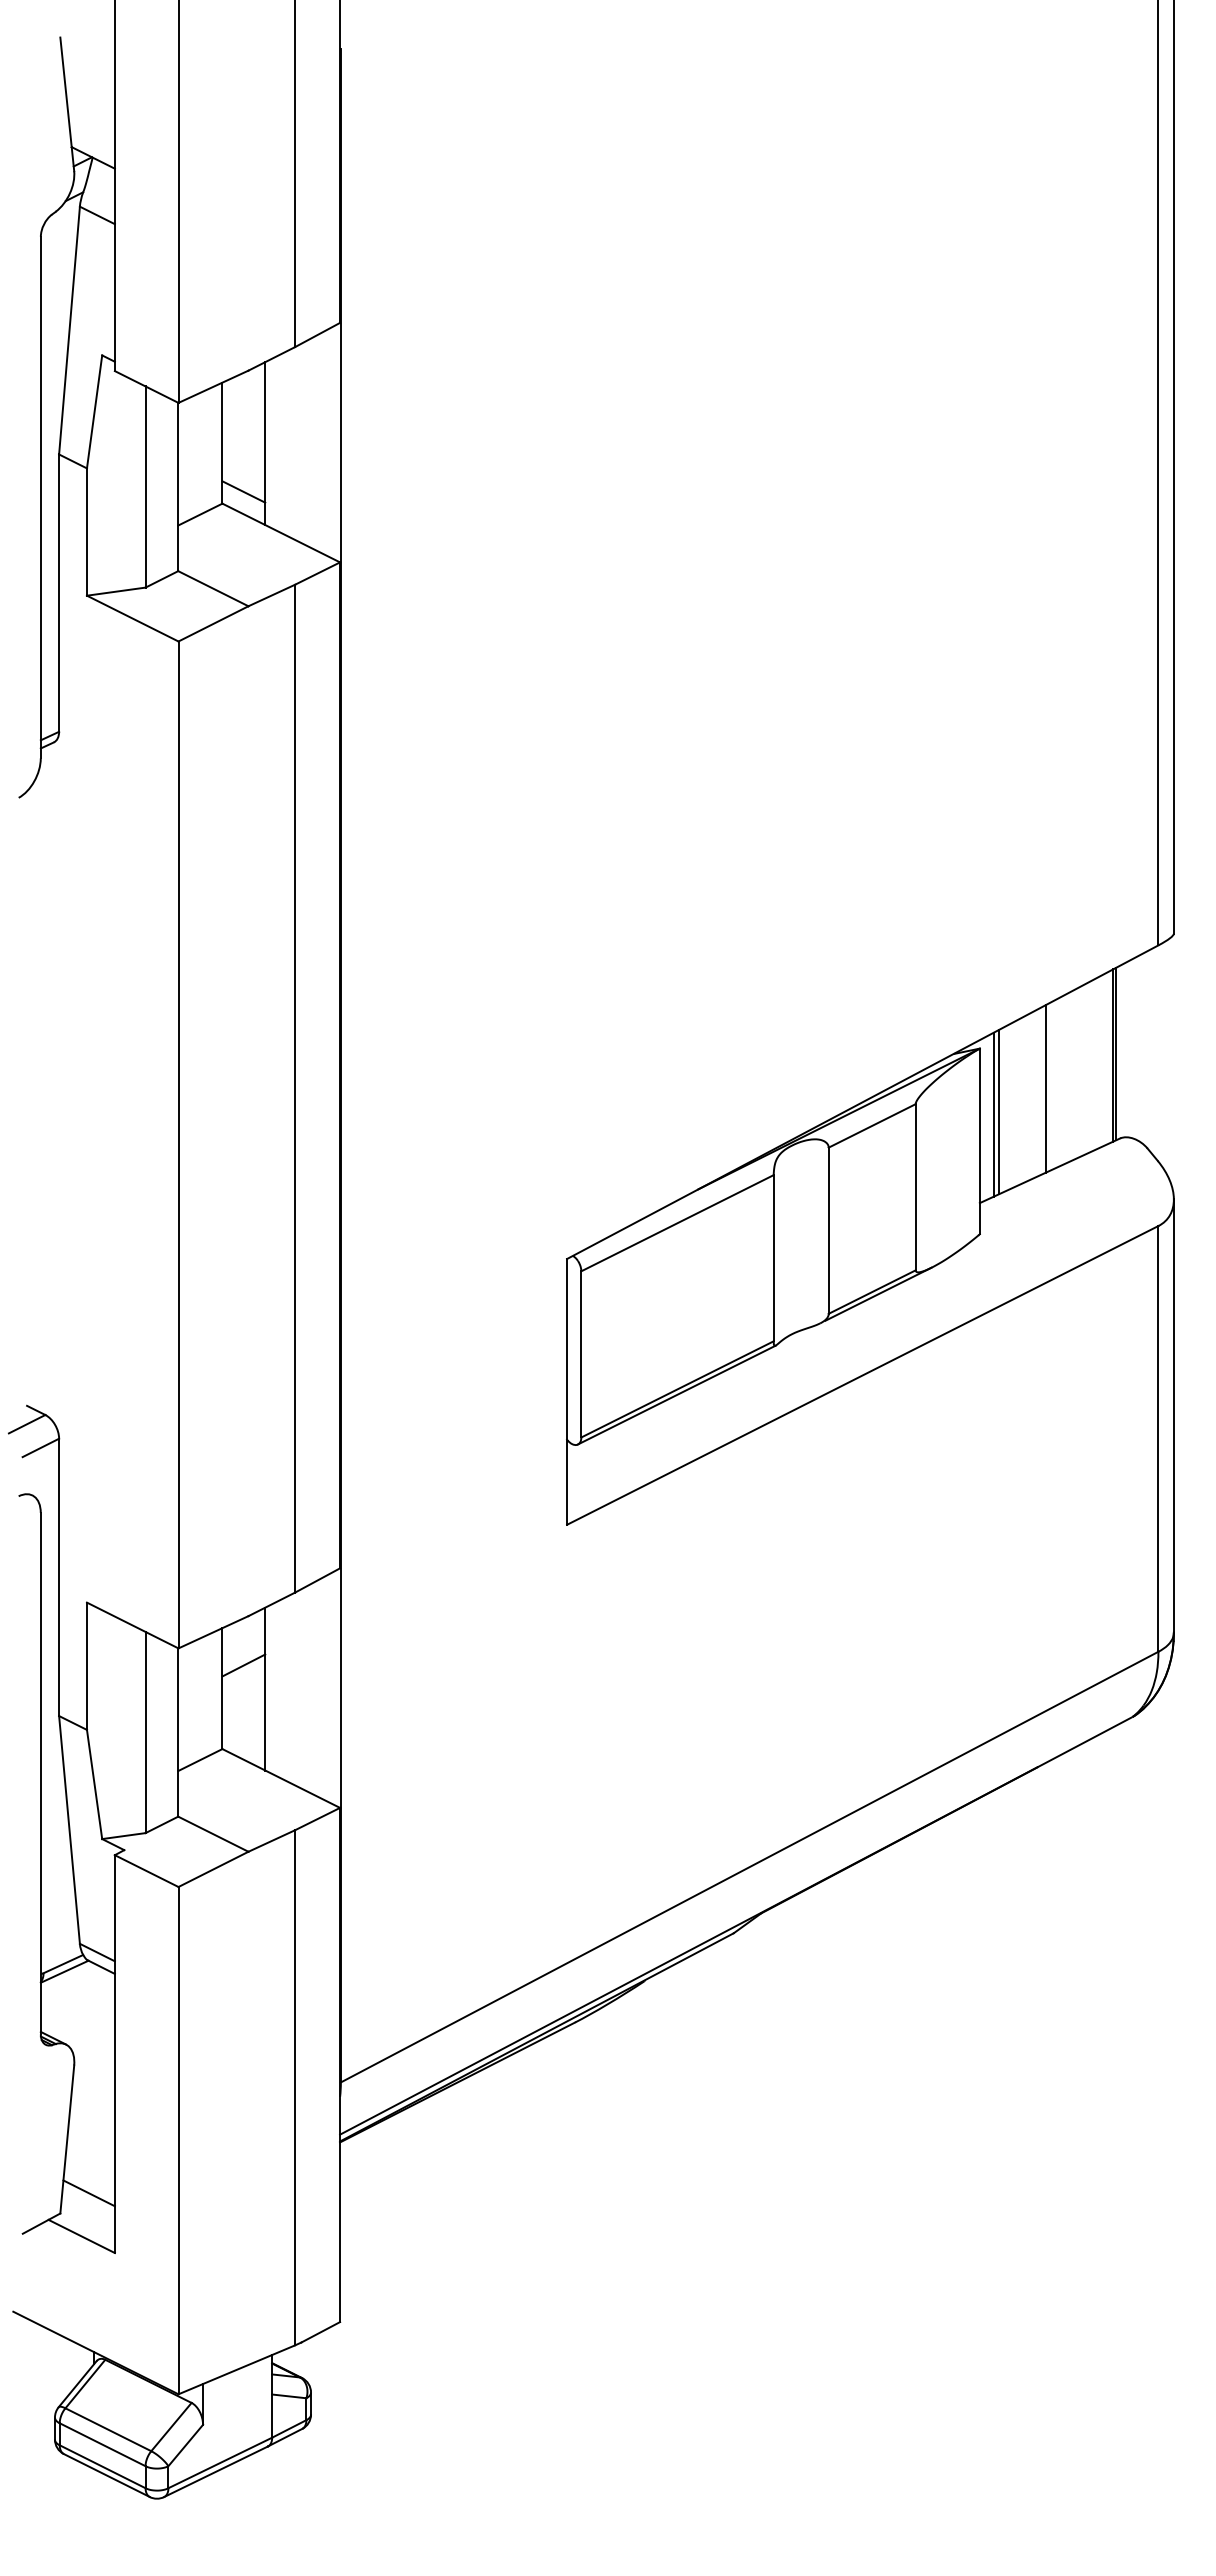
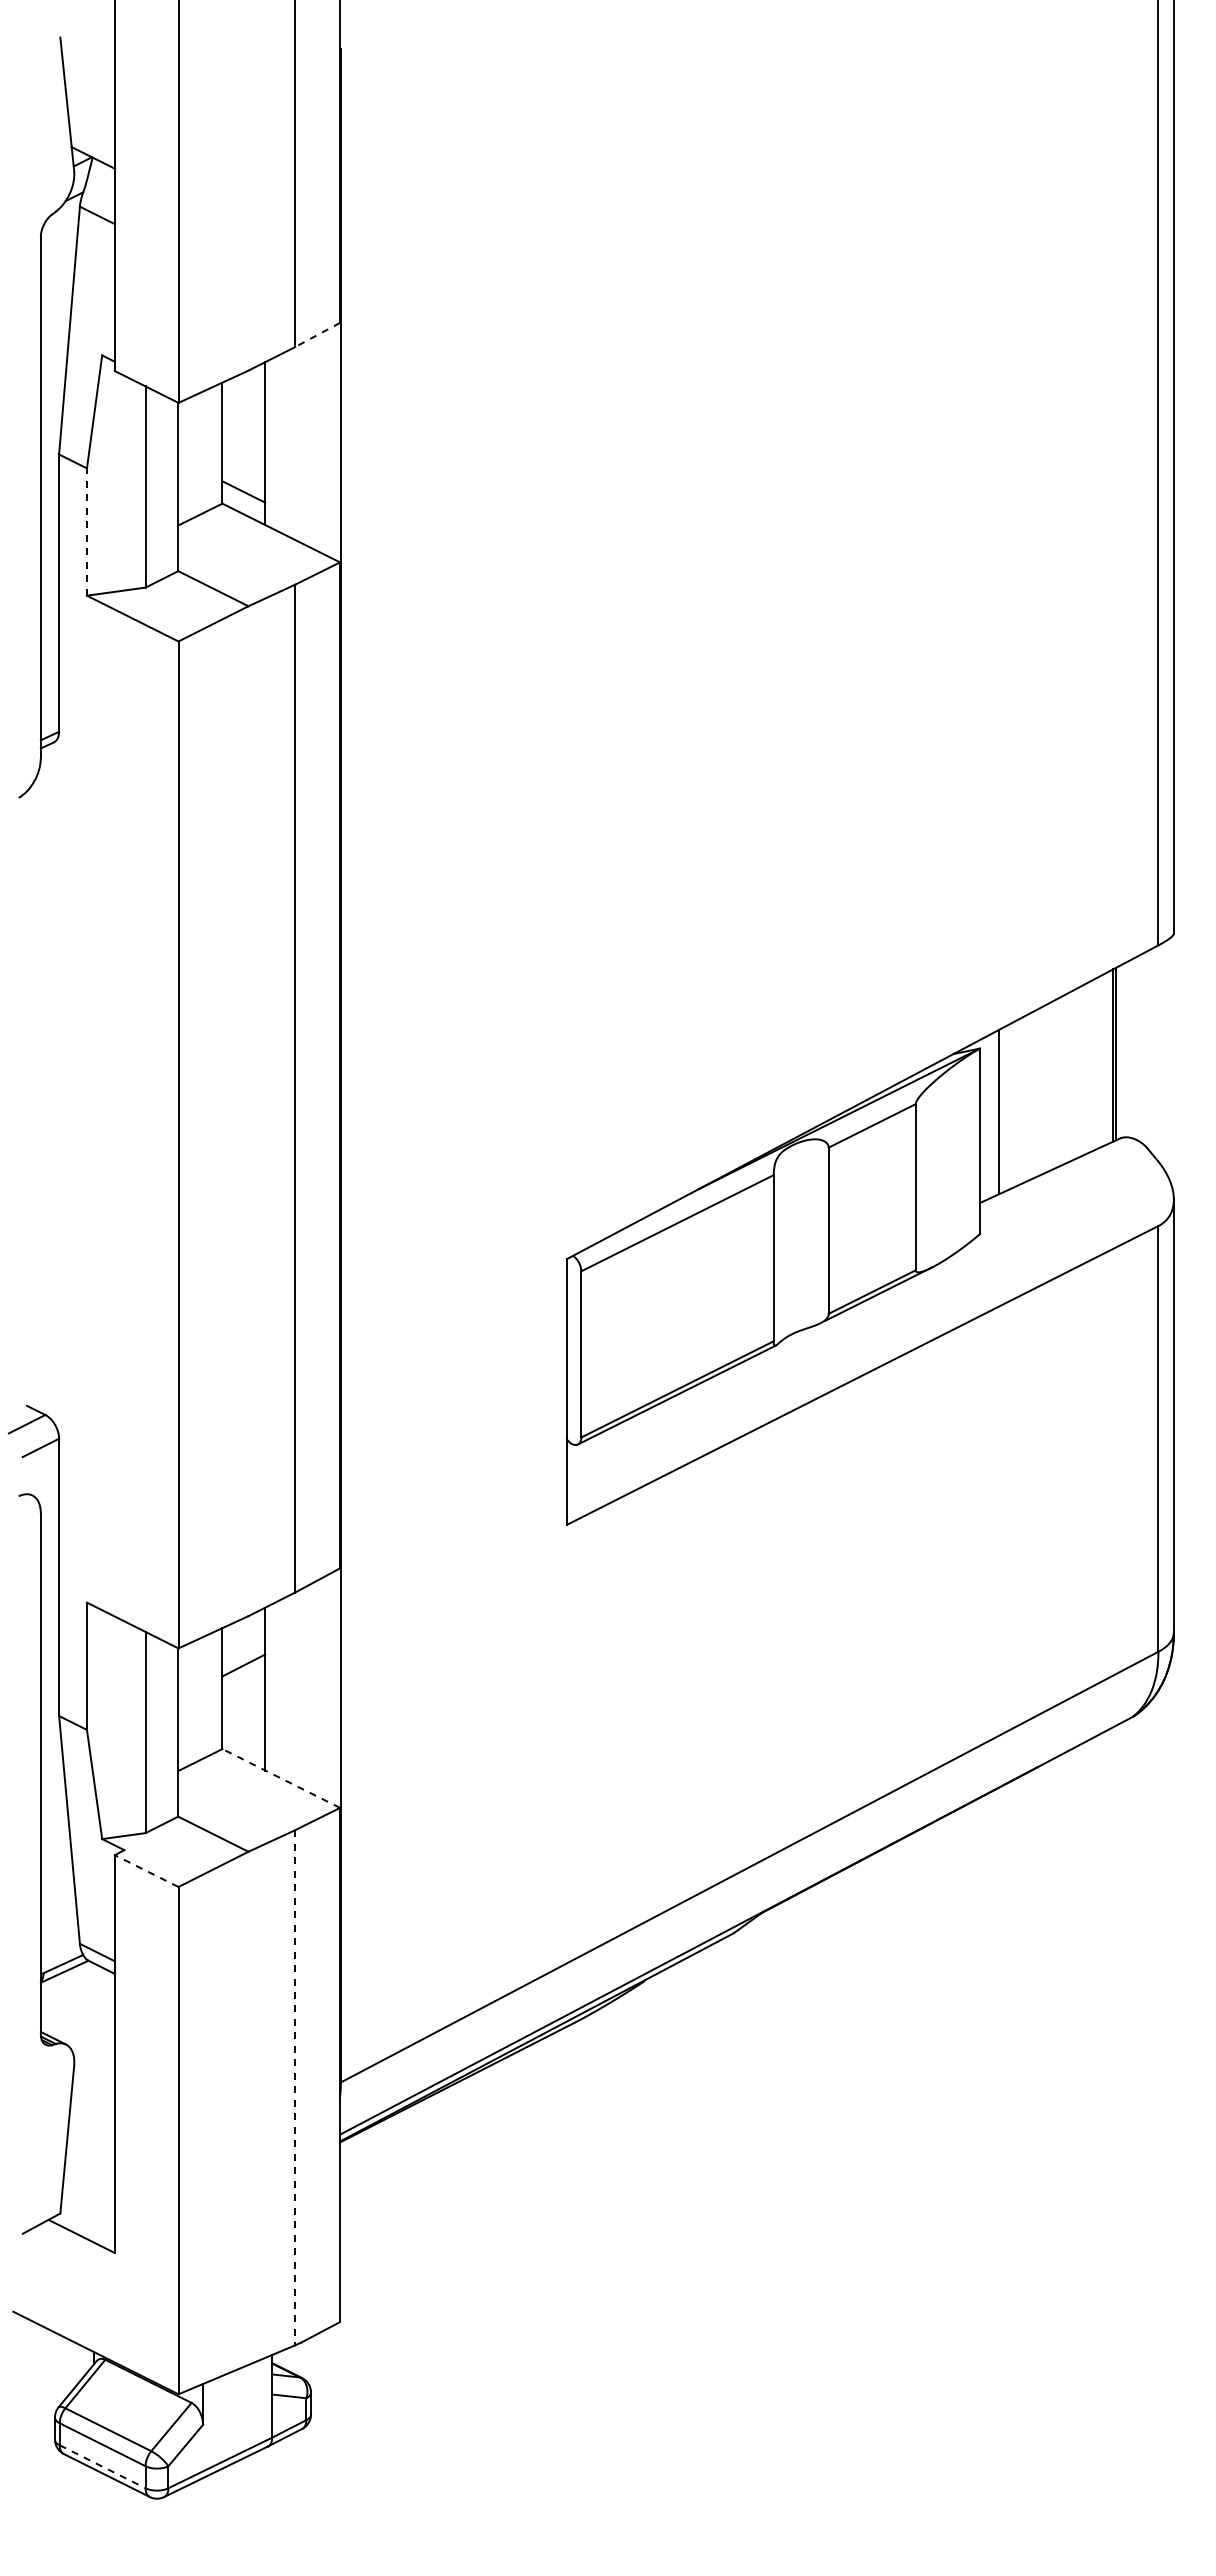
line: solid -> dashed (317, 335)
line: solid -> dashed (86, 532)
line: present -> none (1046, 1088)
line: present -> none (993, 1114)
line: solid -> dashed (281, 1778)
line: solid -> dashed (146, 1871)
line: solid -> dashed (295, 2087)
line: present -> none (88, 2193)
line: solid -> dashed (102, 2466)
